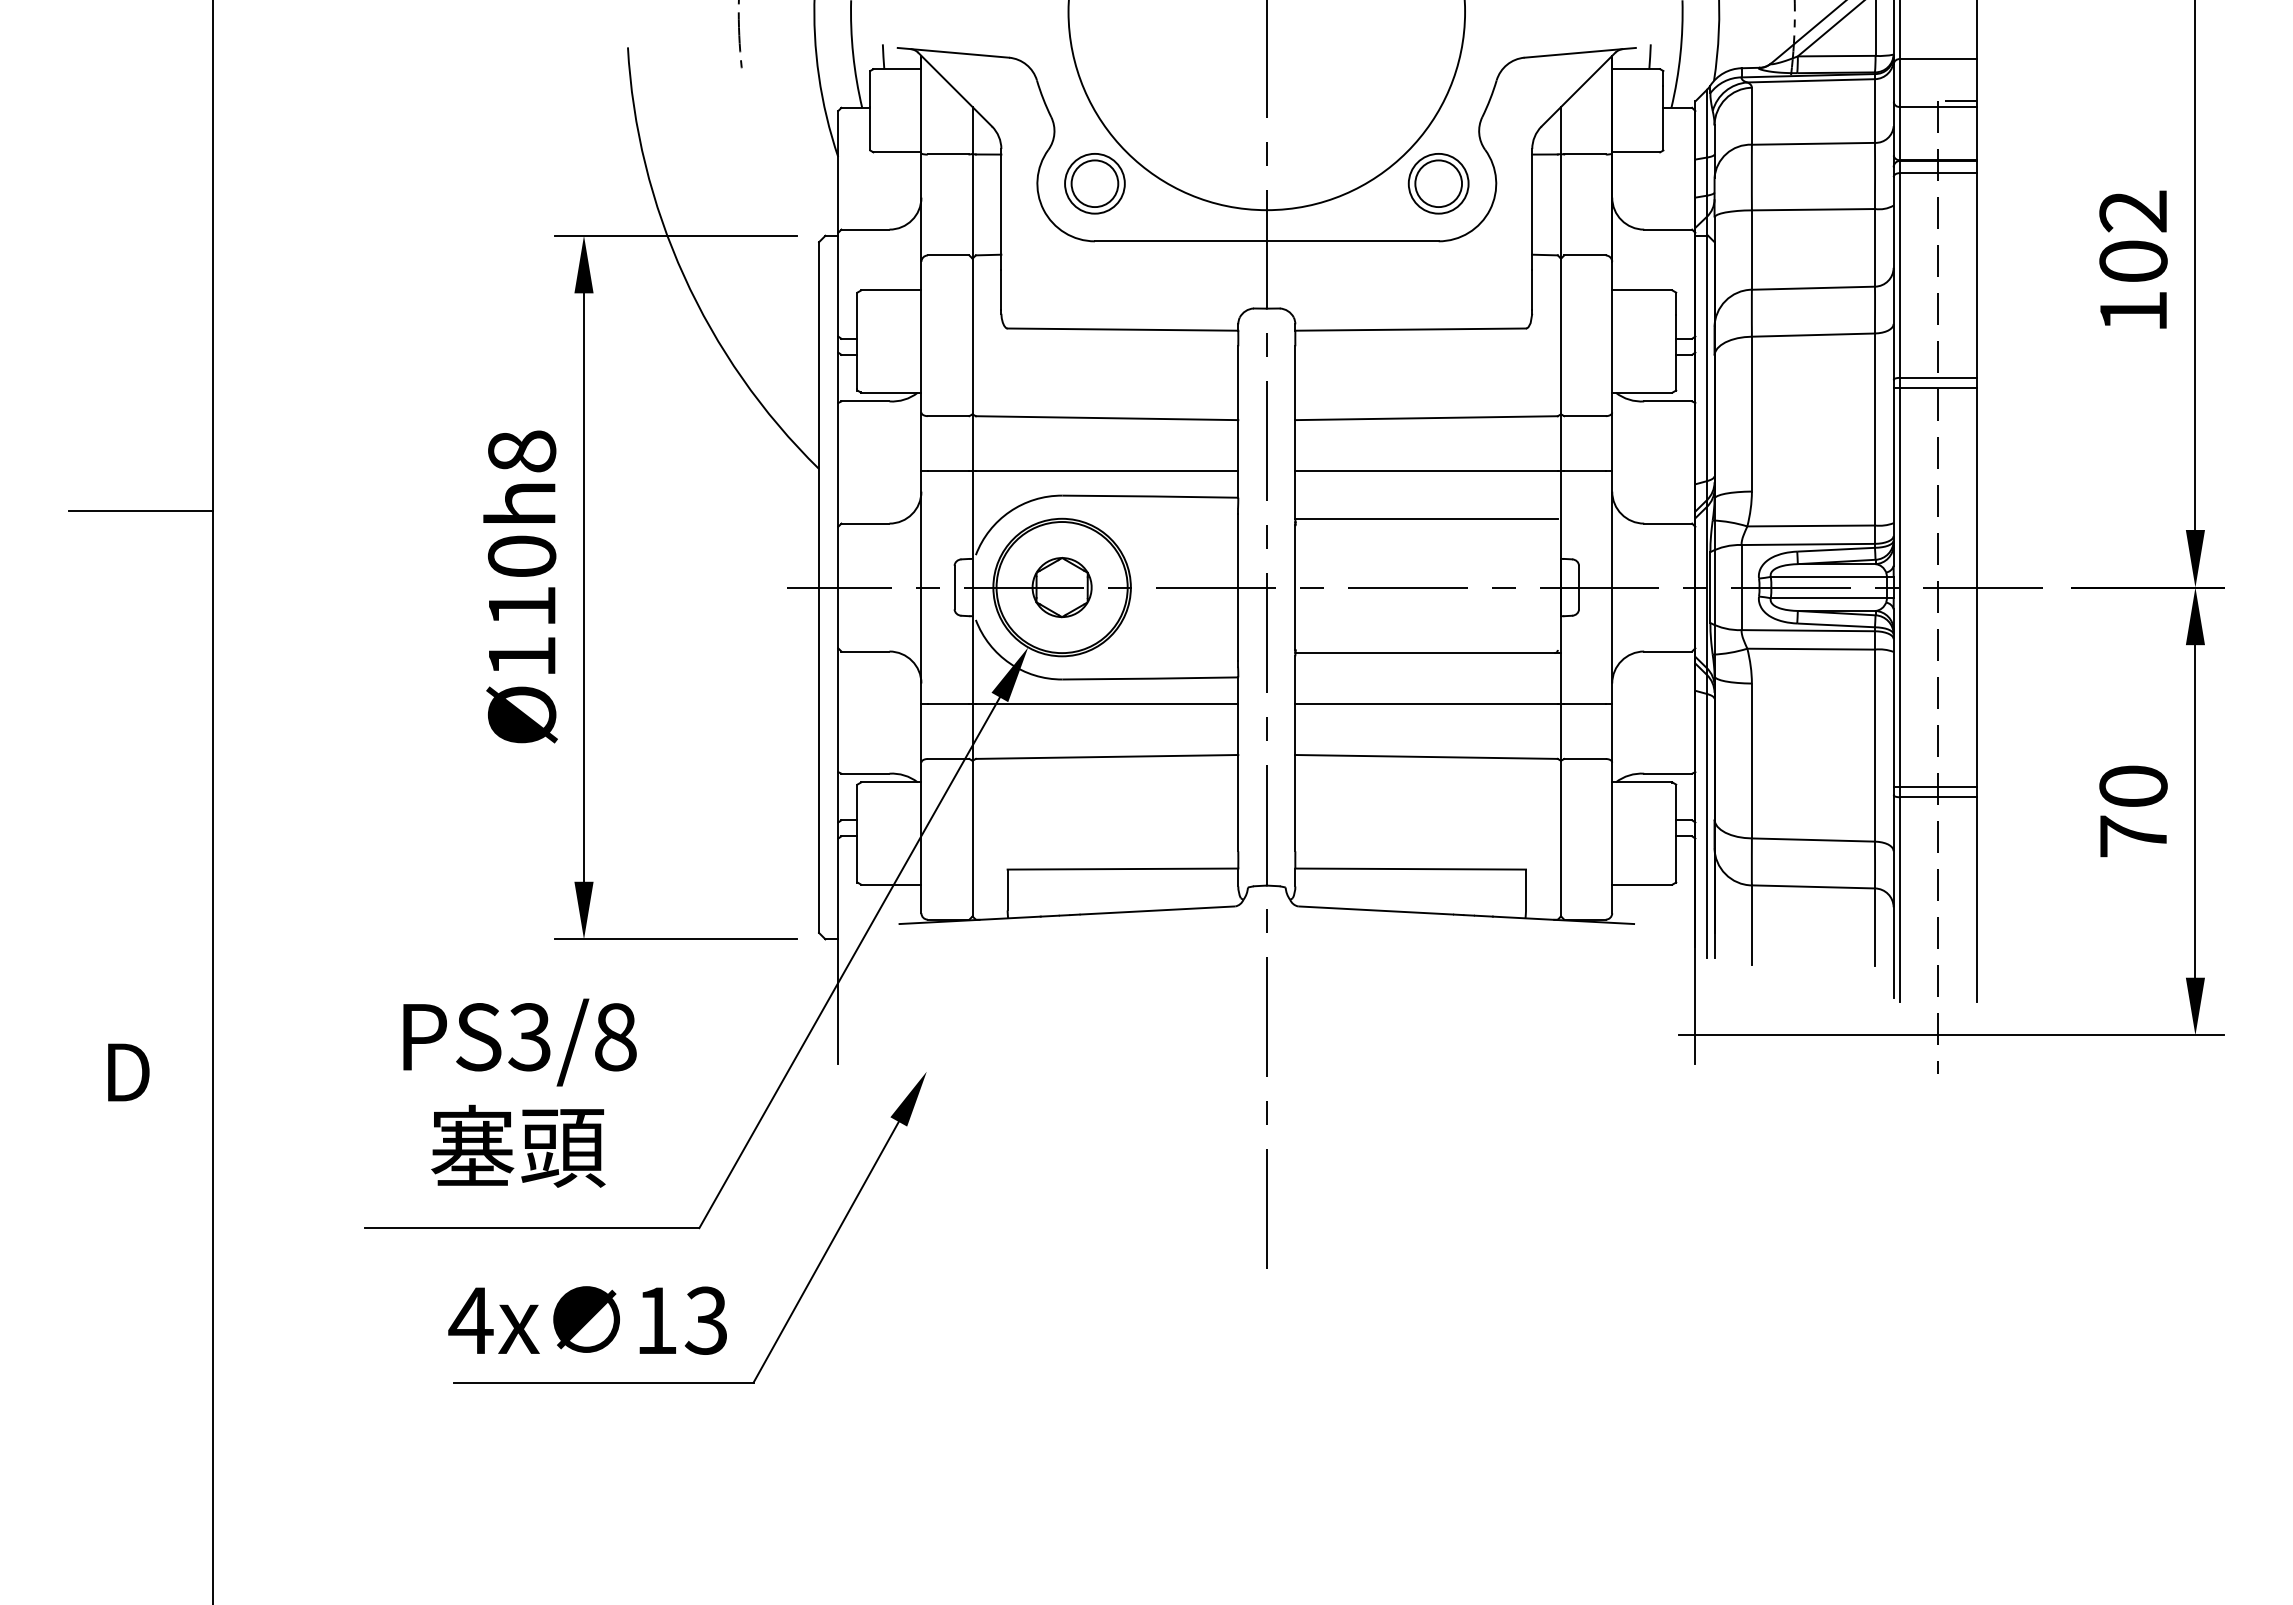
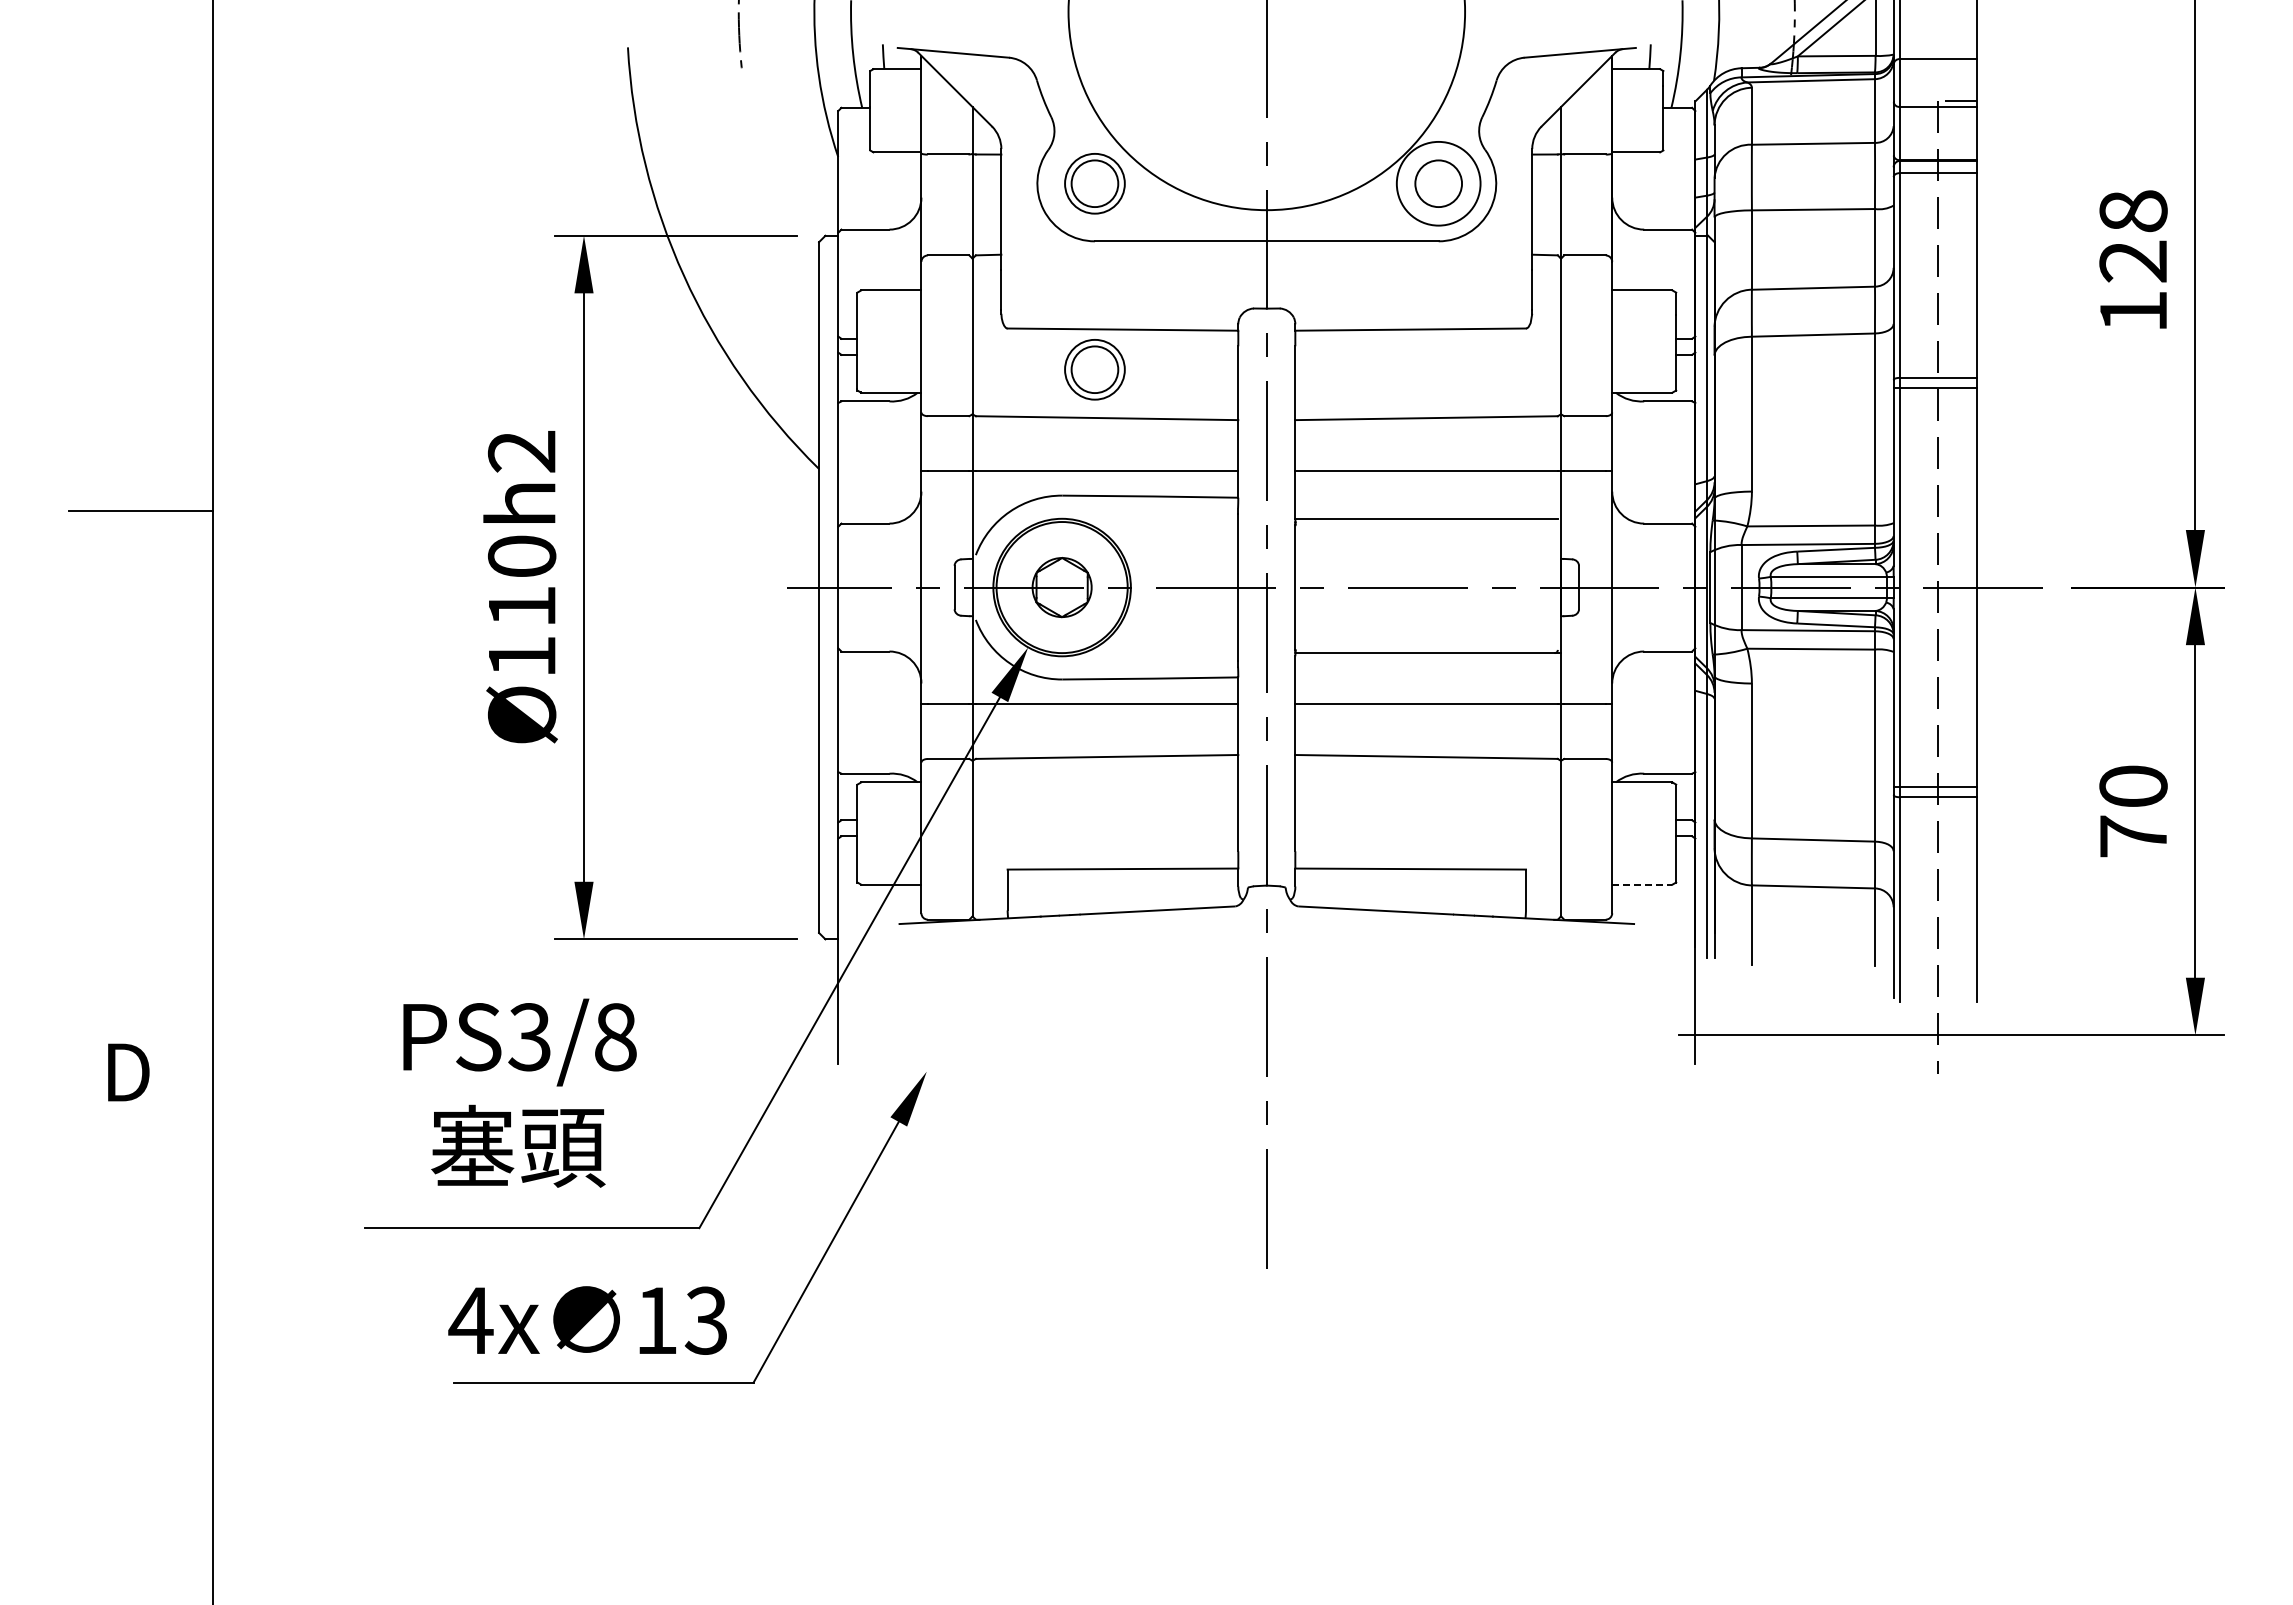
circle diameter: 60 px -> 84 px (1438, 183)
text: 102 -> 128 (2133, 236)
part: none -> present (1094, 369)
text: Ø110h8 -> Ø110h2 (521, 451)
line: solid -> dashed (1642, 884)
